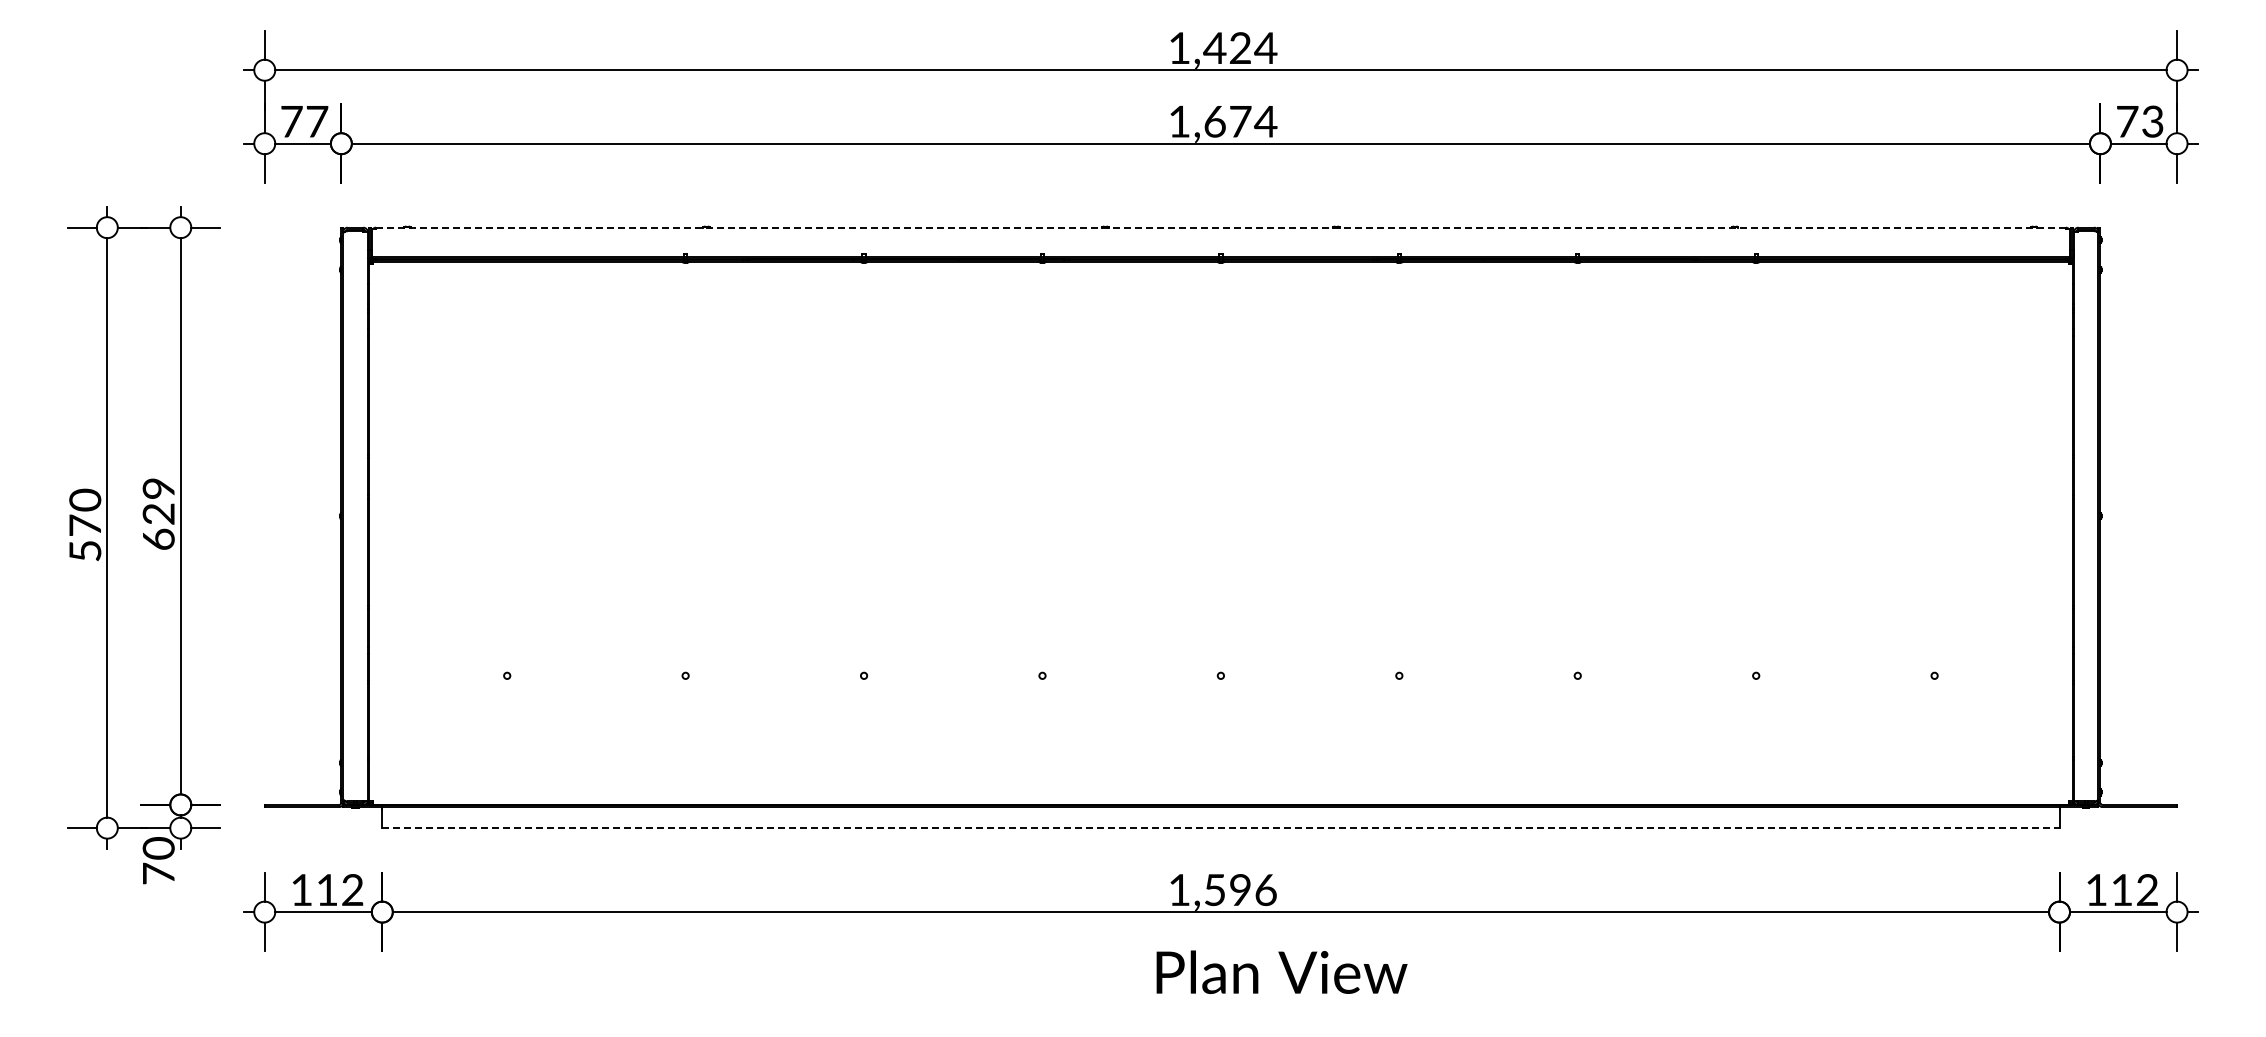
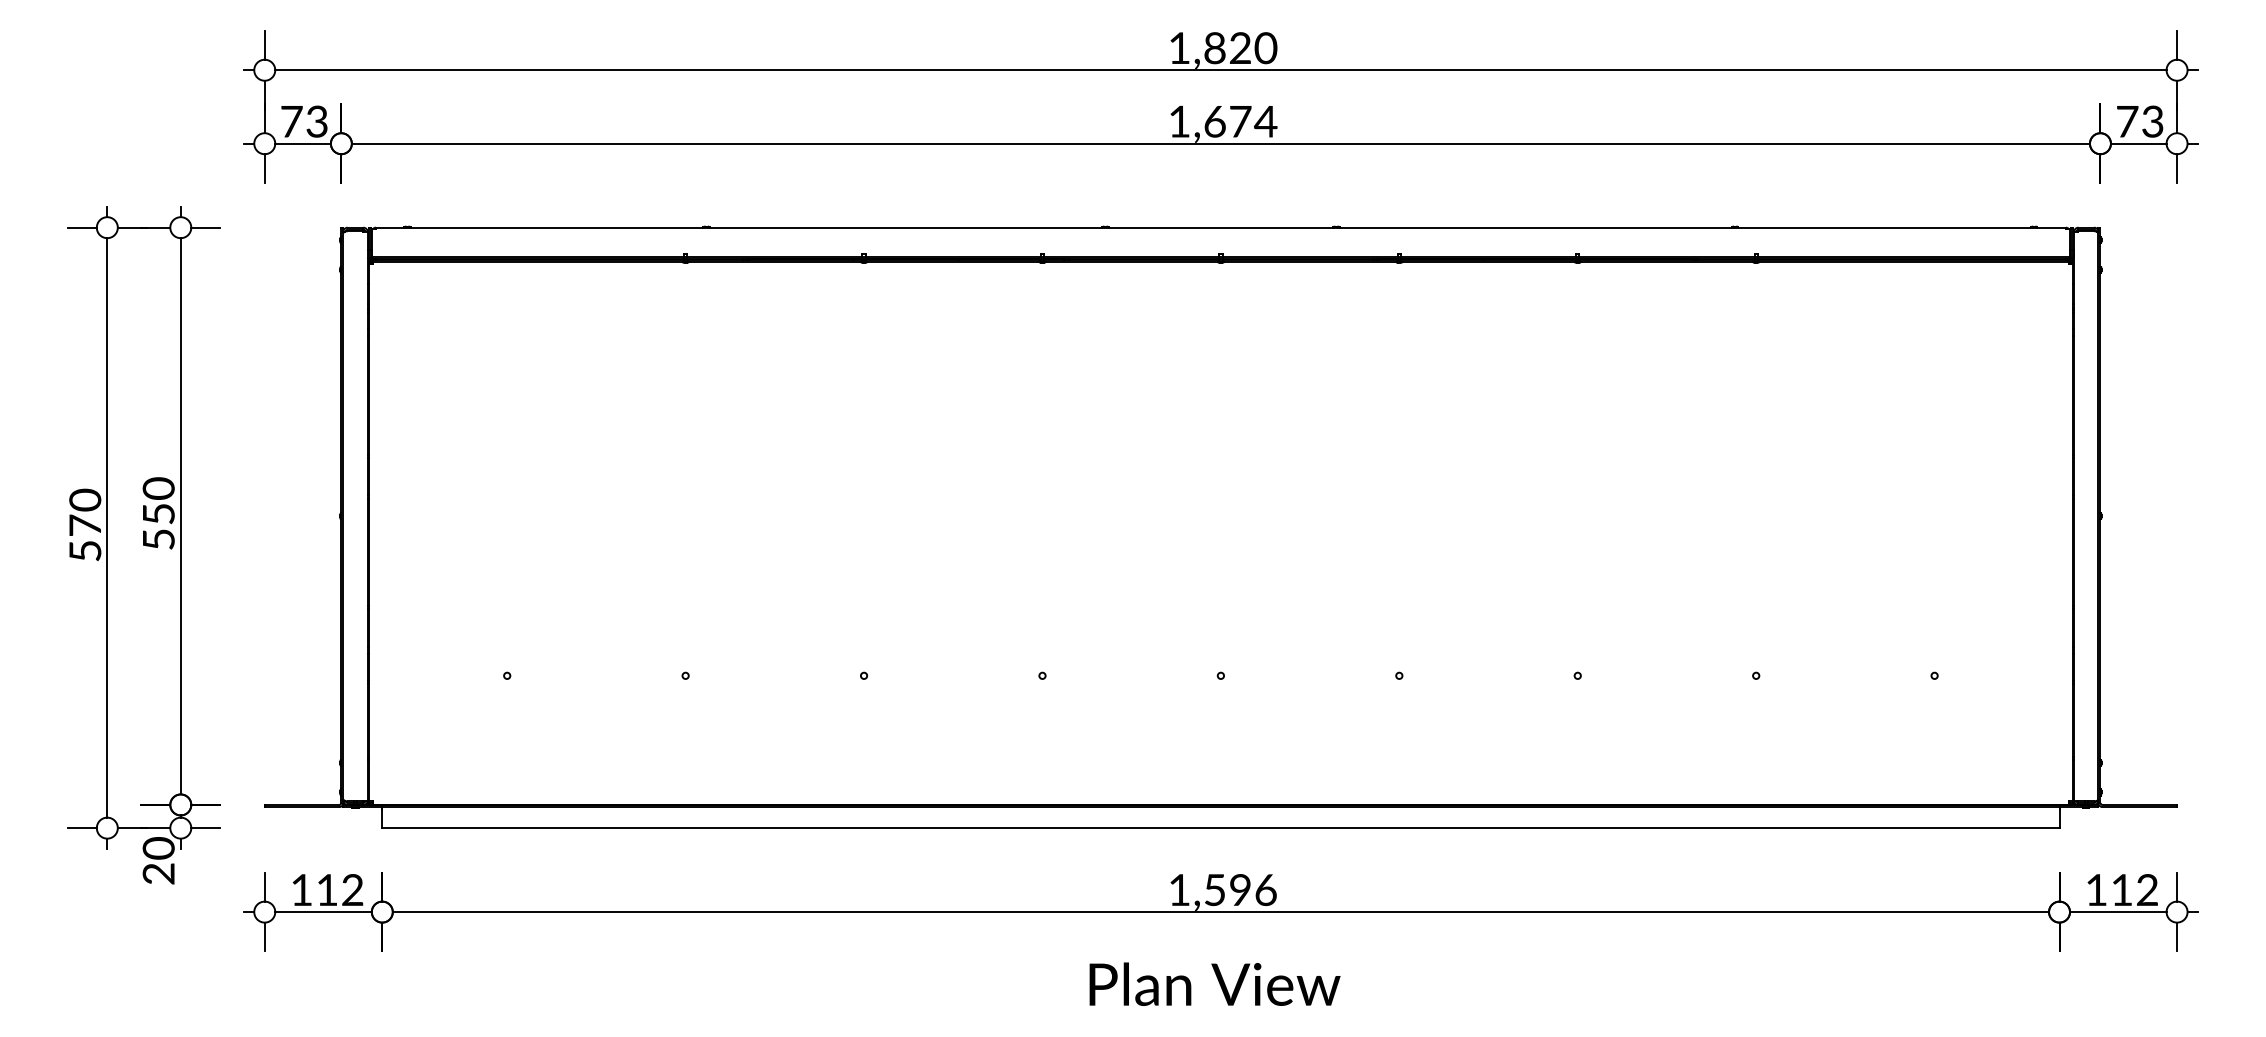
text: 1,424 -> 1,820 (1240, 48)
text: 77 -> 73 (317, 121)
line: dashed -> solid (1220, 227)
text: 629 -> 550 (158, 513)
line: dashed -> solid (1220, 828)
text: 70 -> 20 (158, 873)
text position: (1281, 971) -> (1214, 983) (1214, 983)
